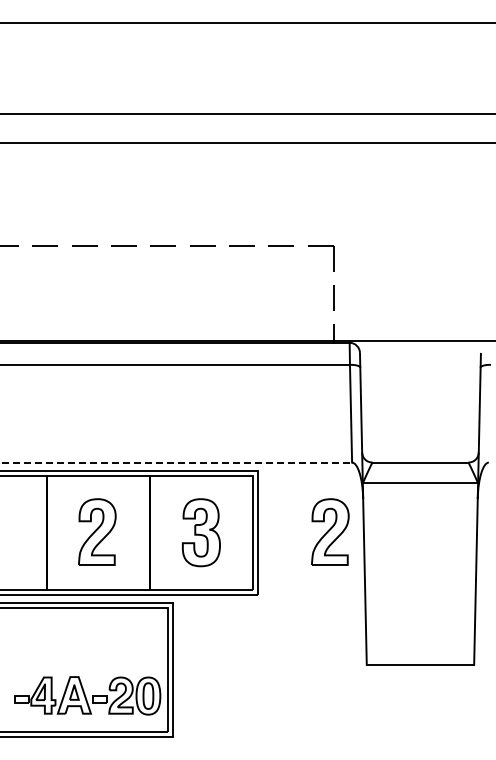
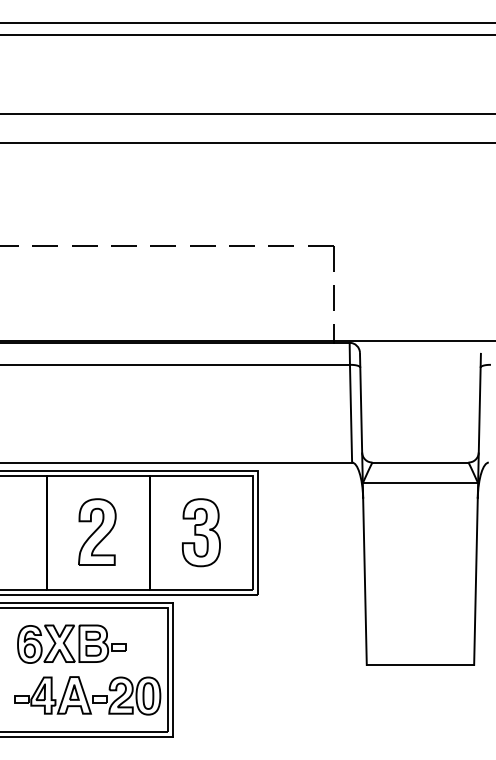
line: none -> present (247, 34)
line: dashed -> solid (176, 462)
part: present -> none (330, 531)
part: none -> present (71, 643)
